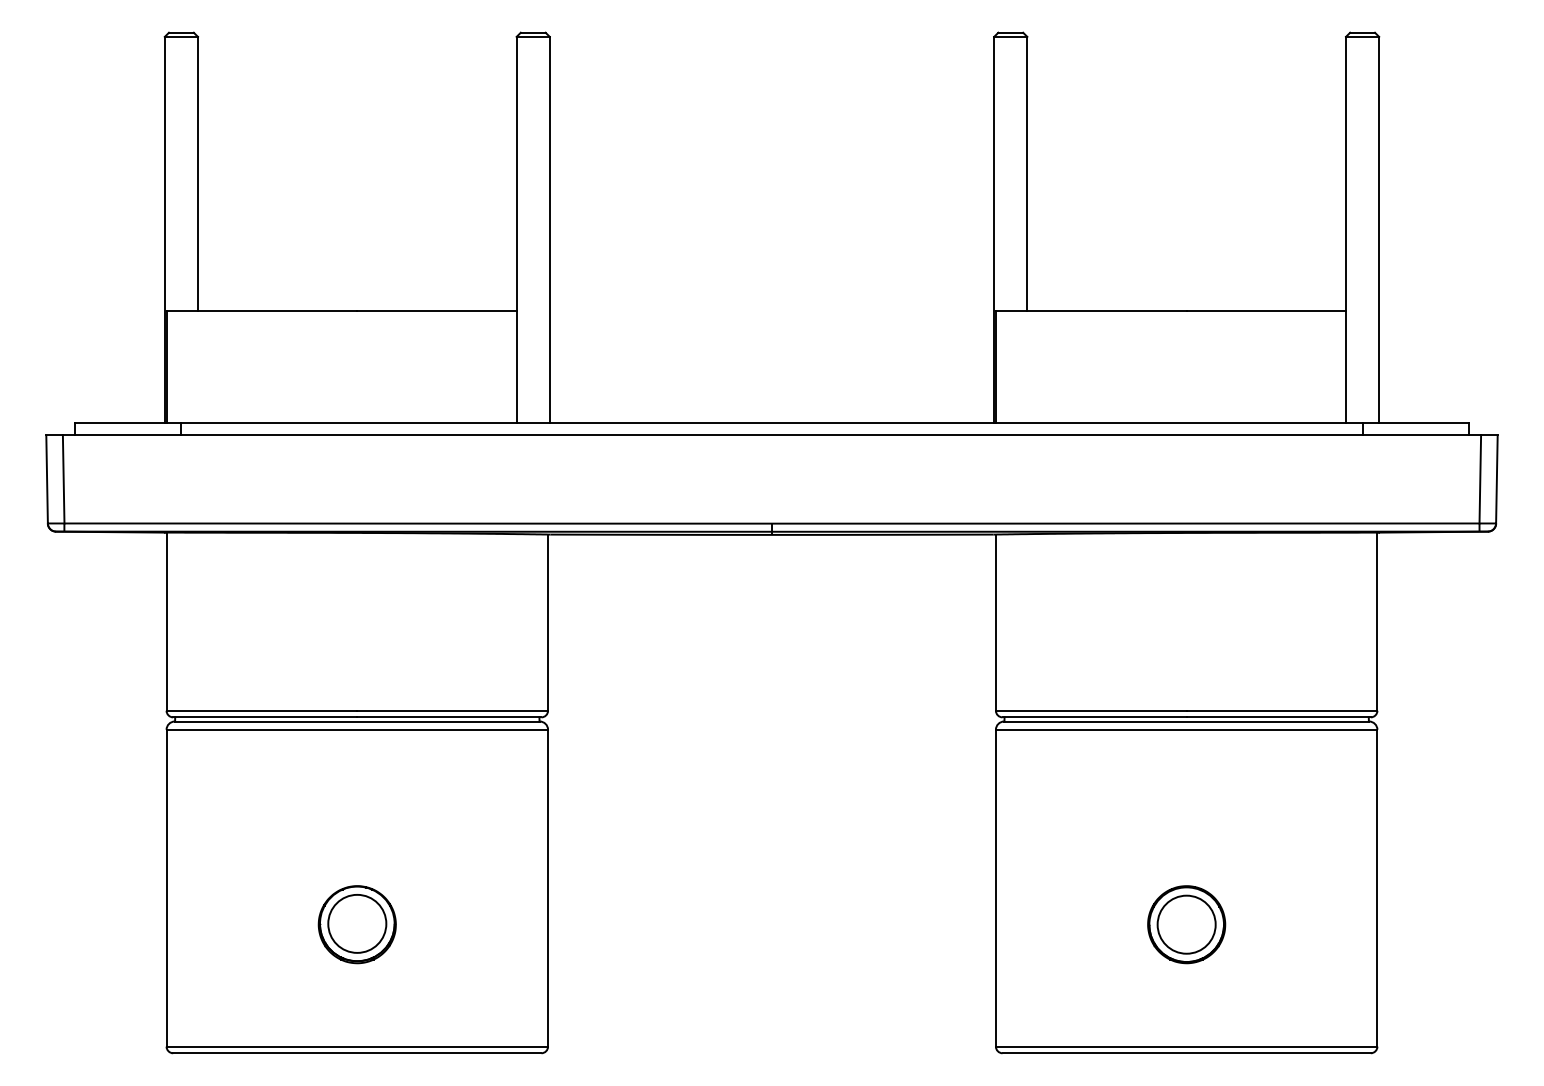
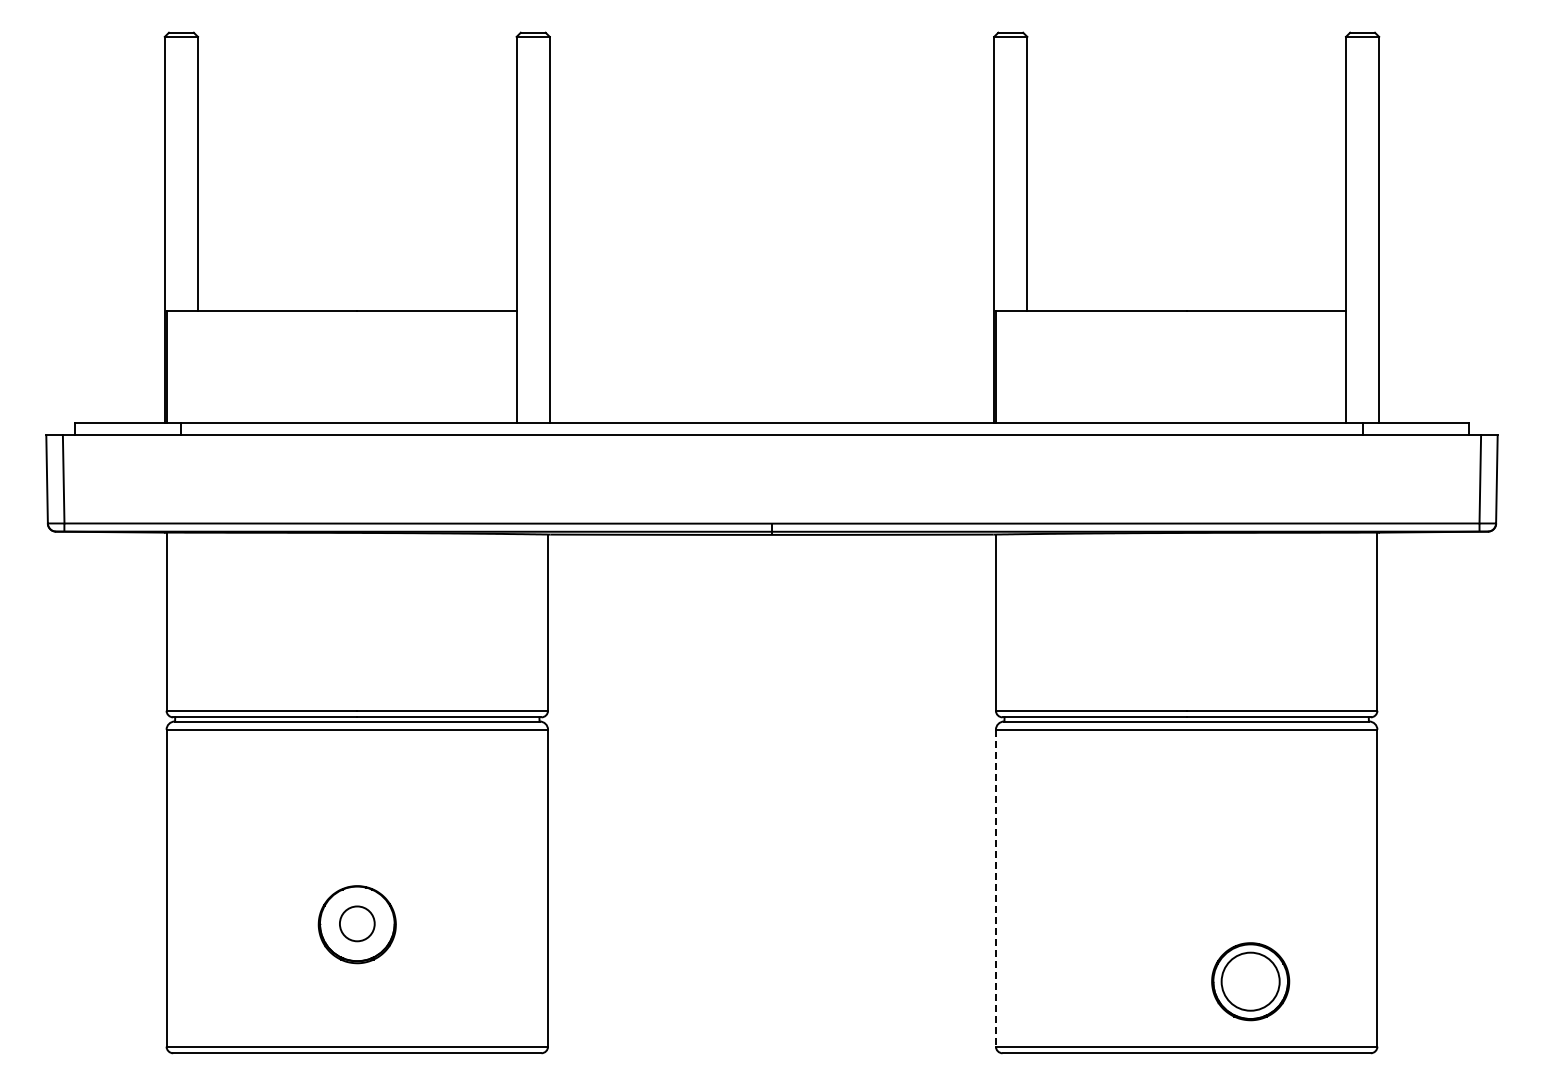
line: solid -> dashed (995, 888)
circle diameter: 58 px -> 35 px (356, 923)
part position: (1186, 924) -> (1250, 981) (1250, 981)
